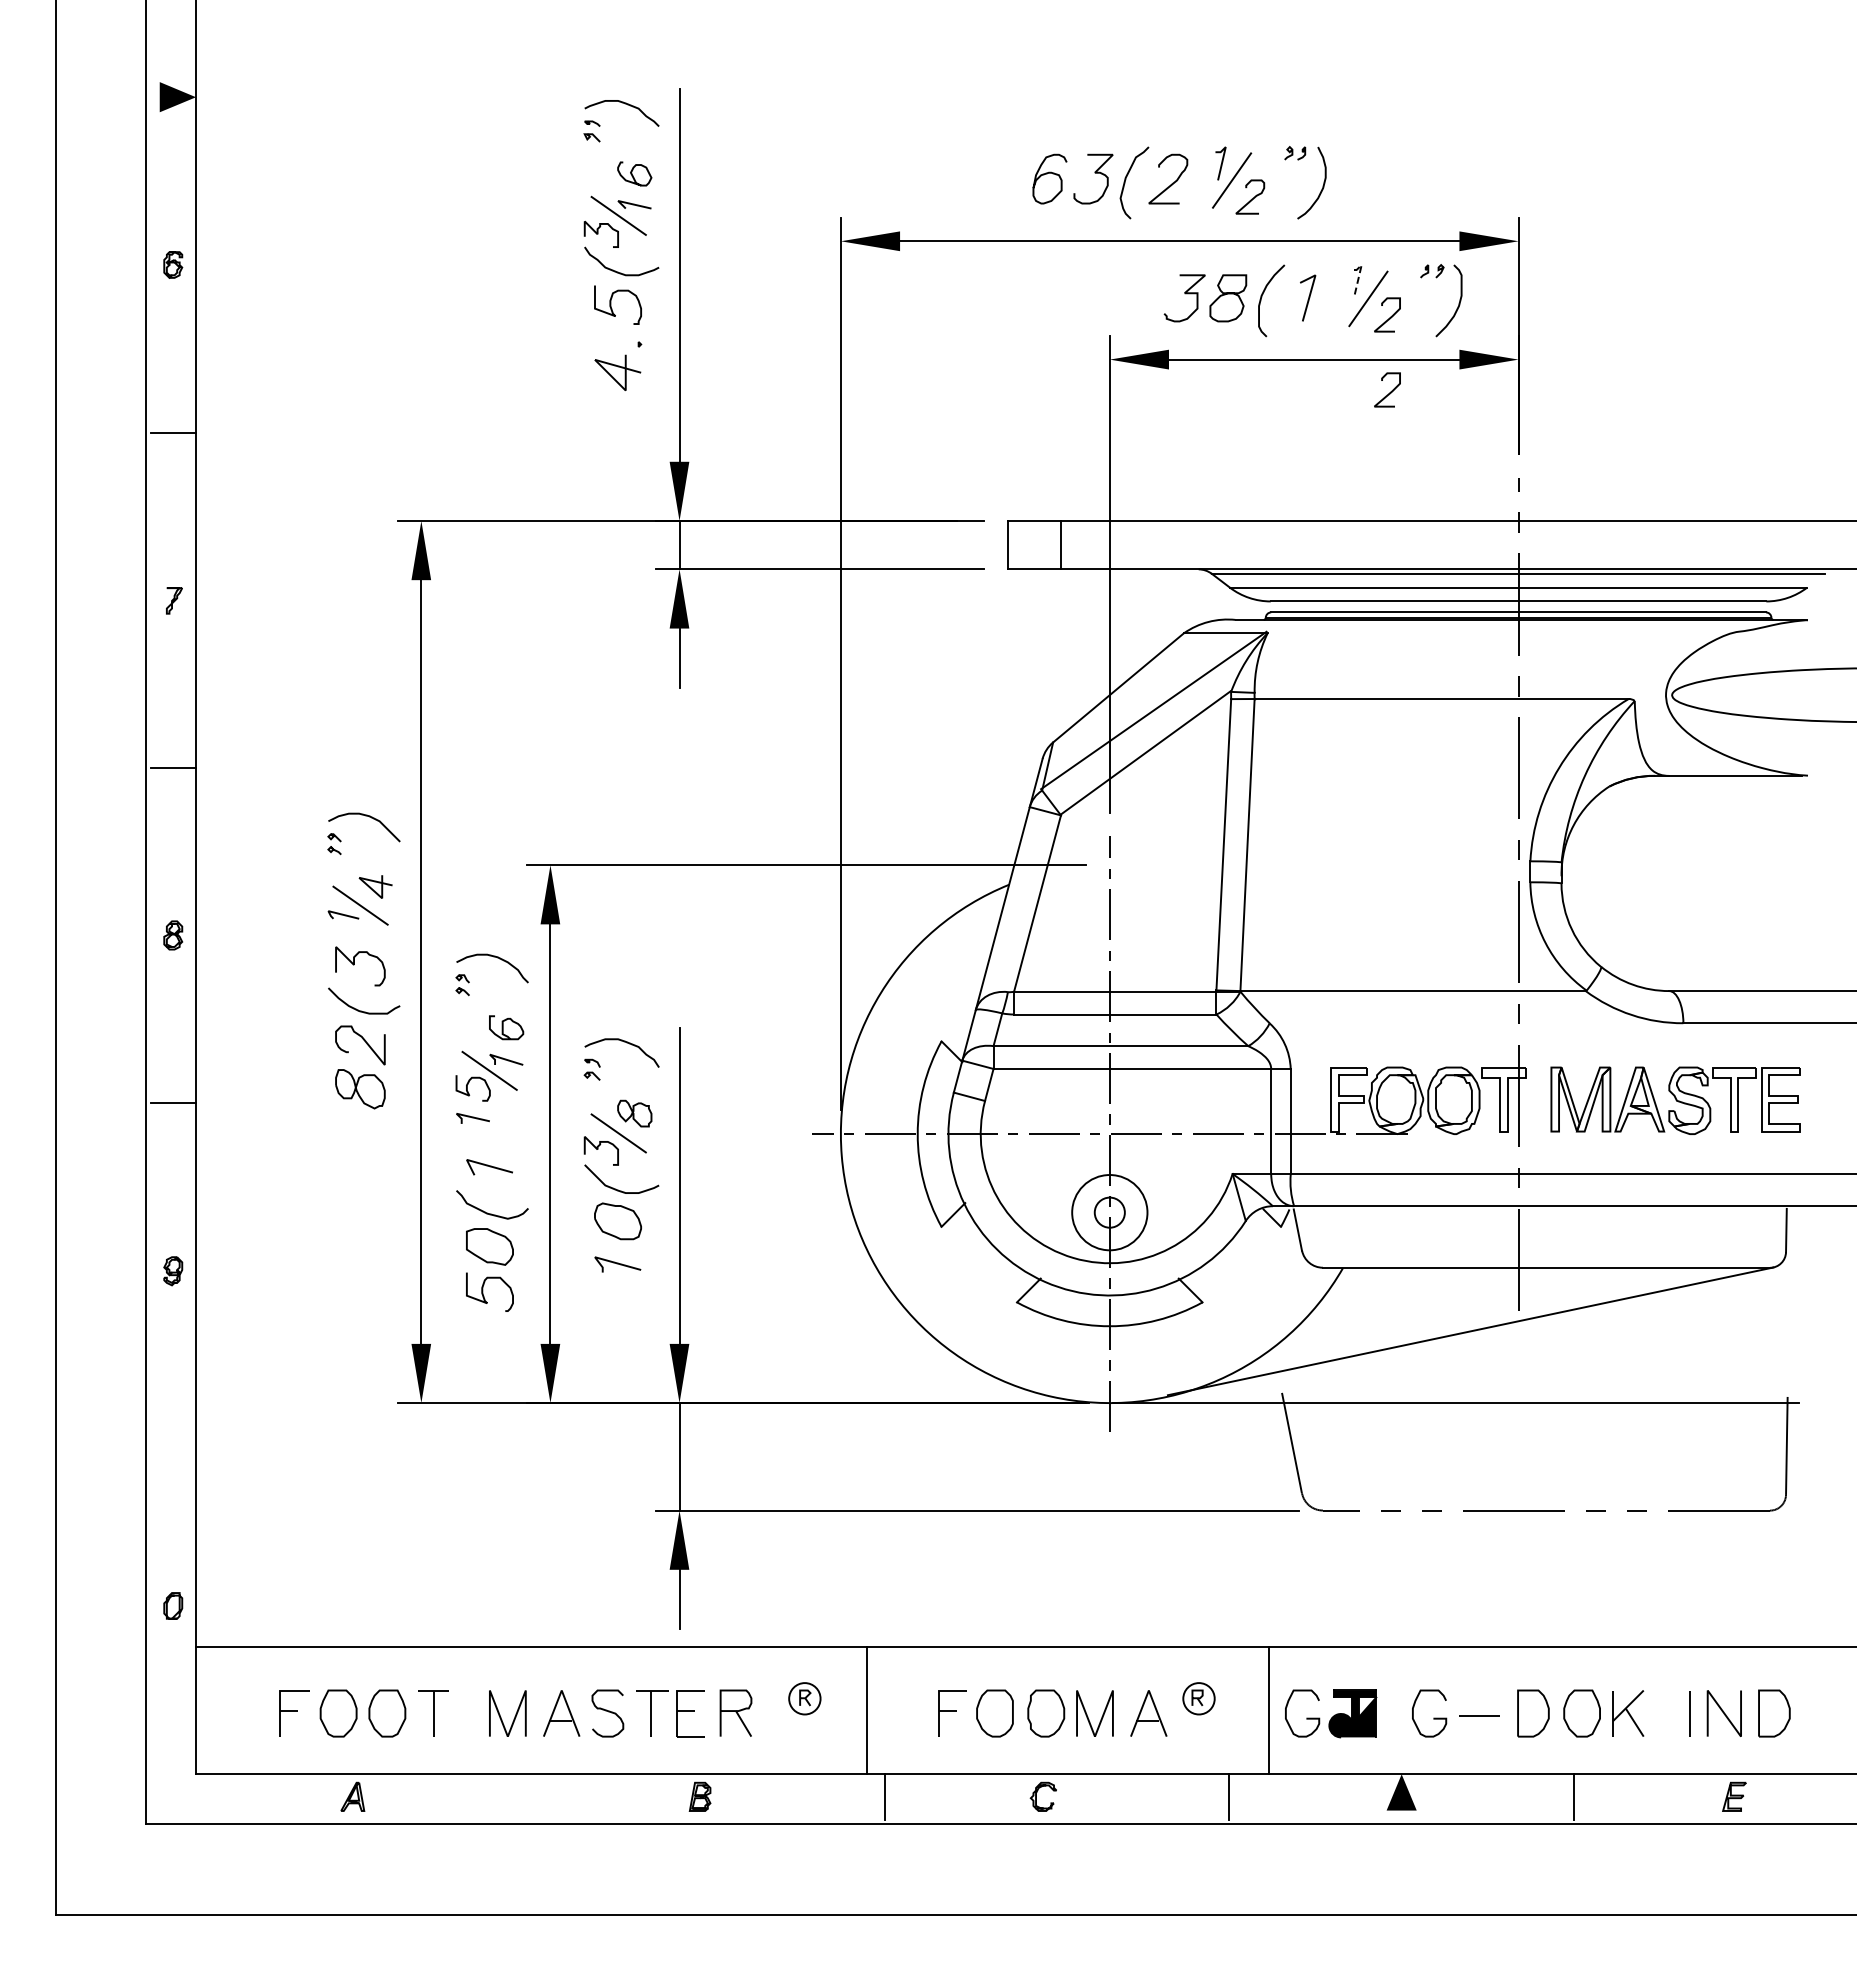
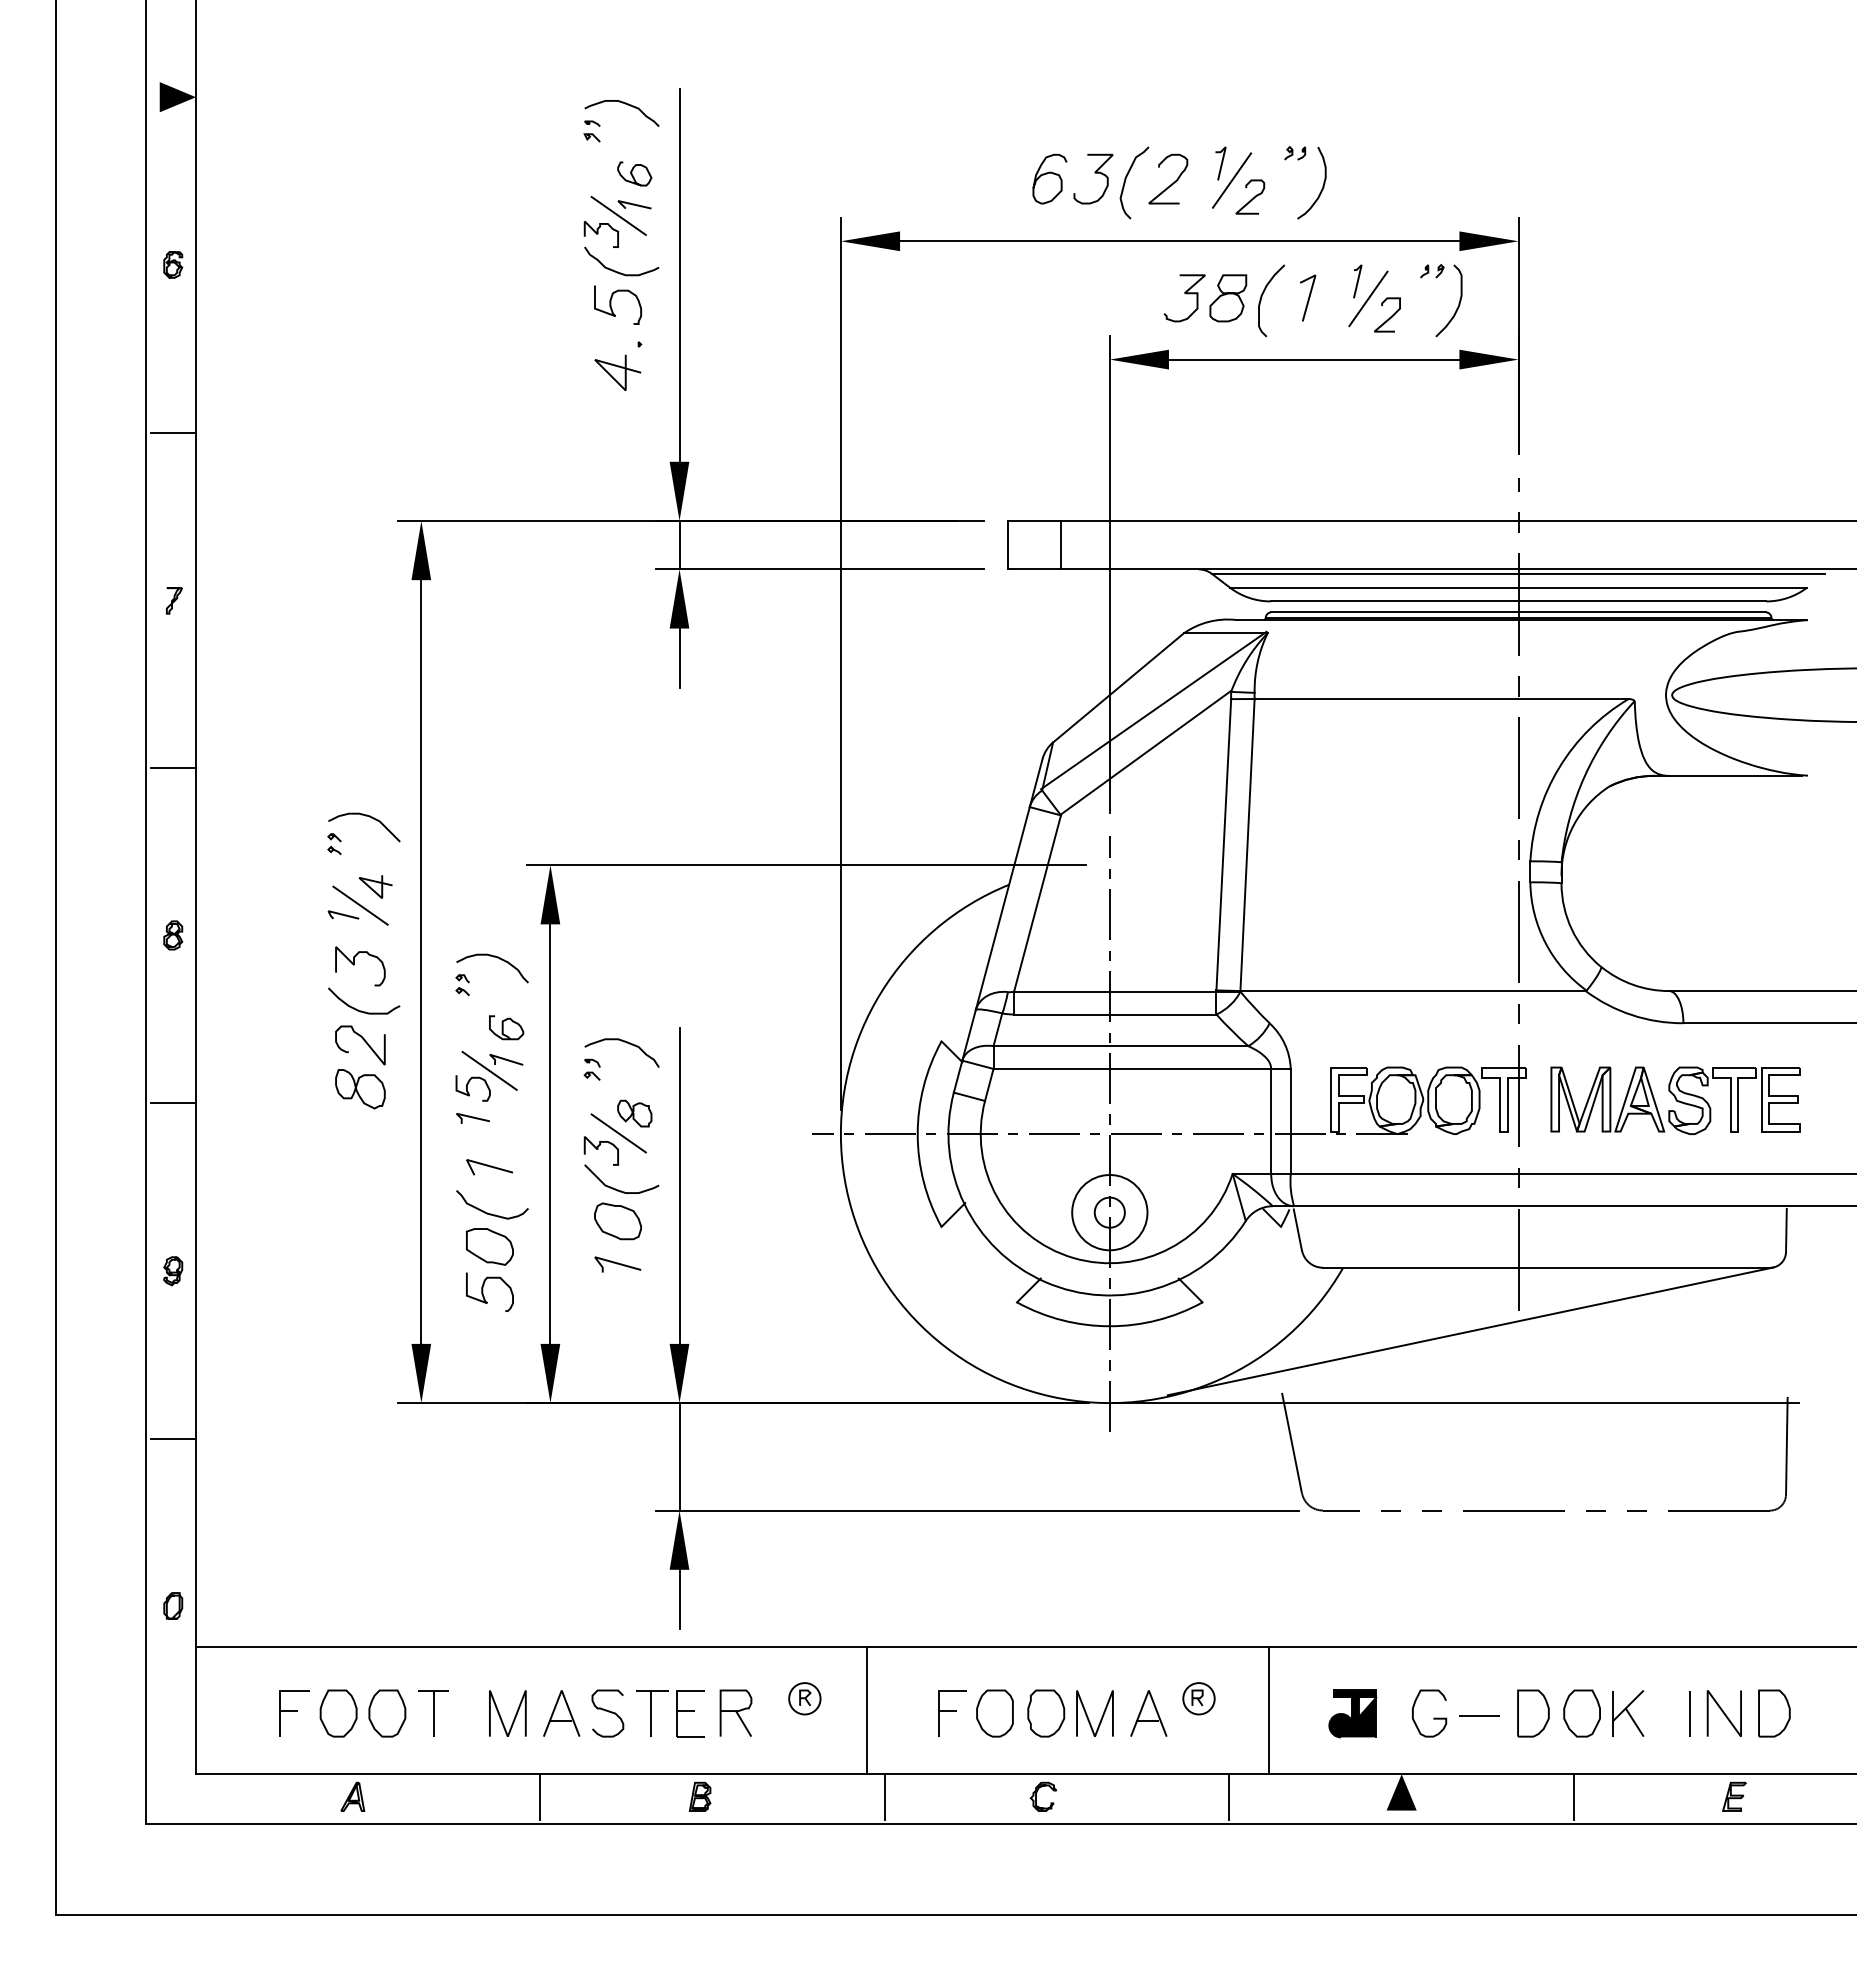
line: dashed -> solid (1359, 275)
curve: present -> none (1390, 391)
line: none -> present (173, 1438)
curve: present -> none (1306, 1717)
line: none -> present (540, 1796)
